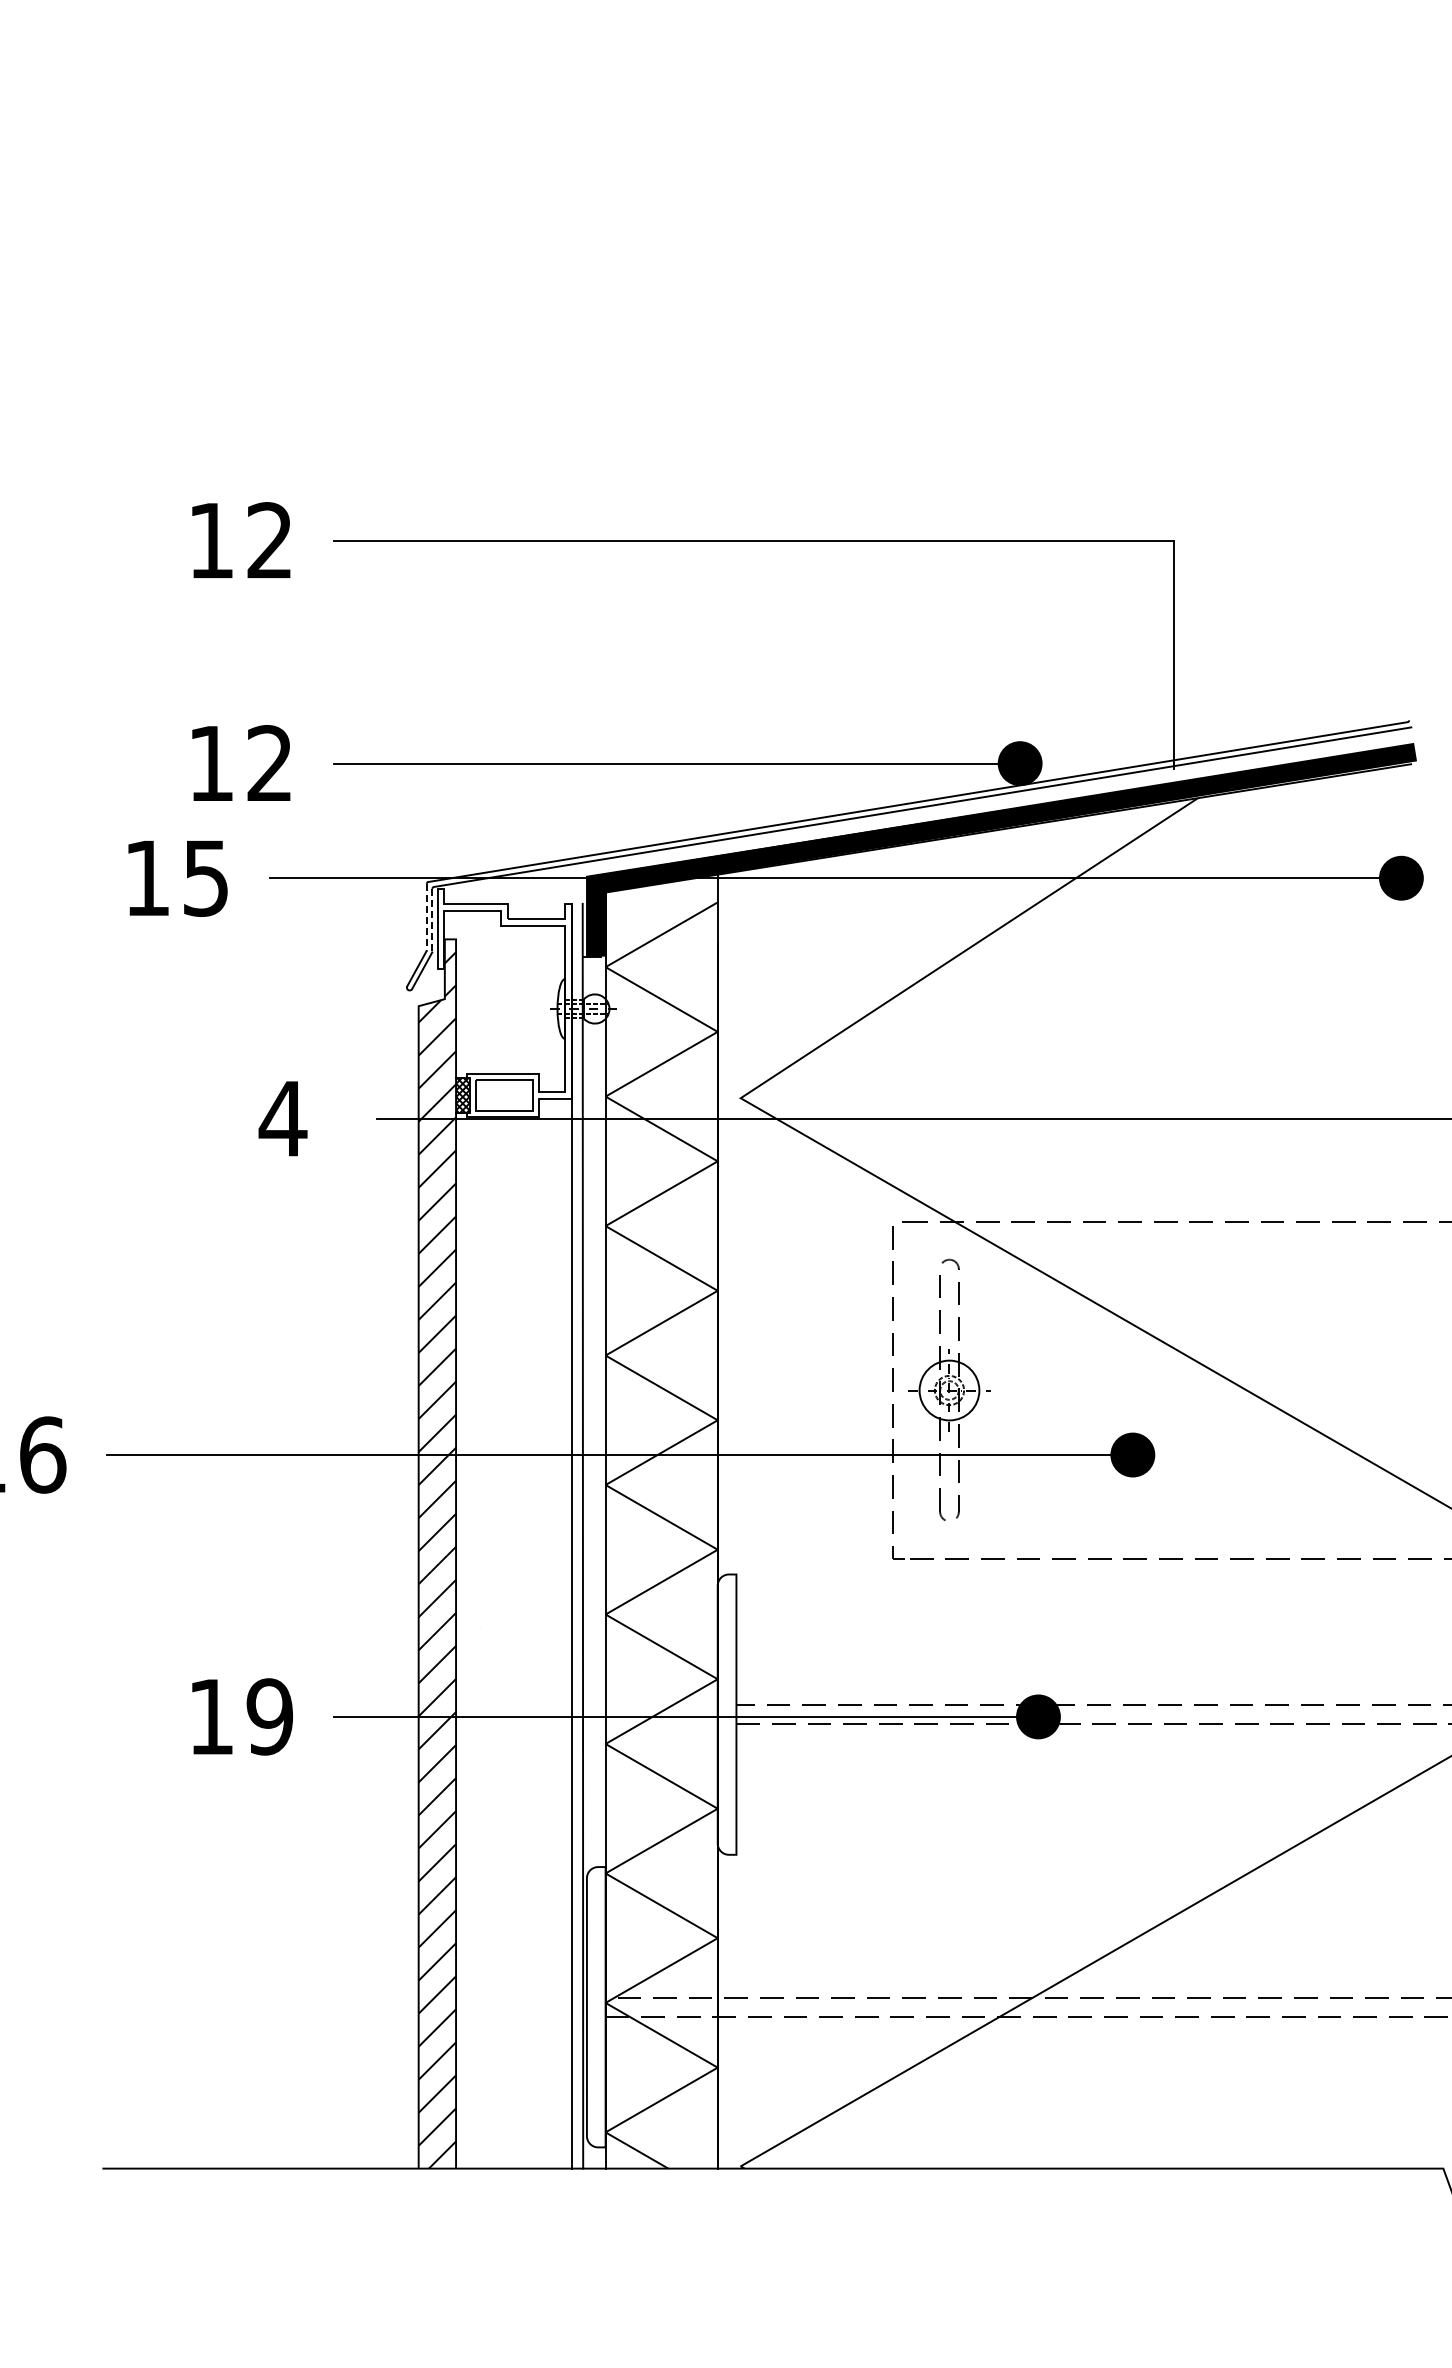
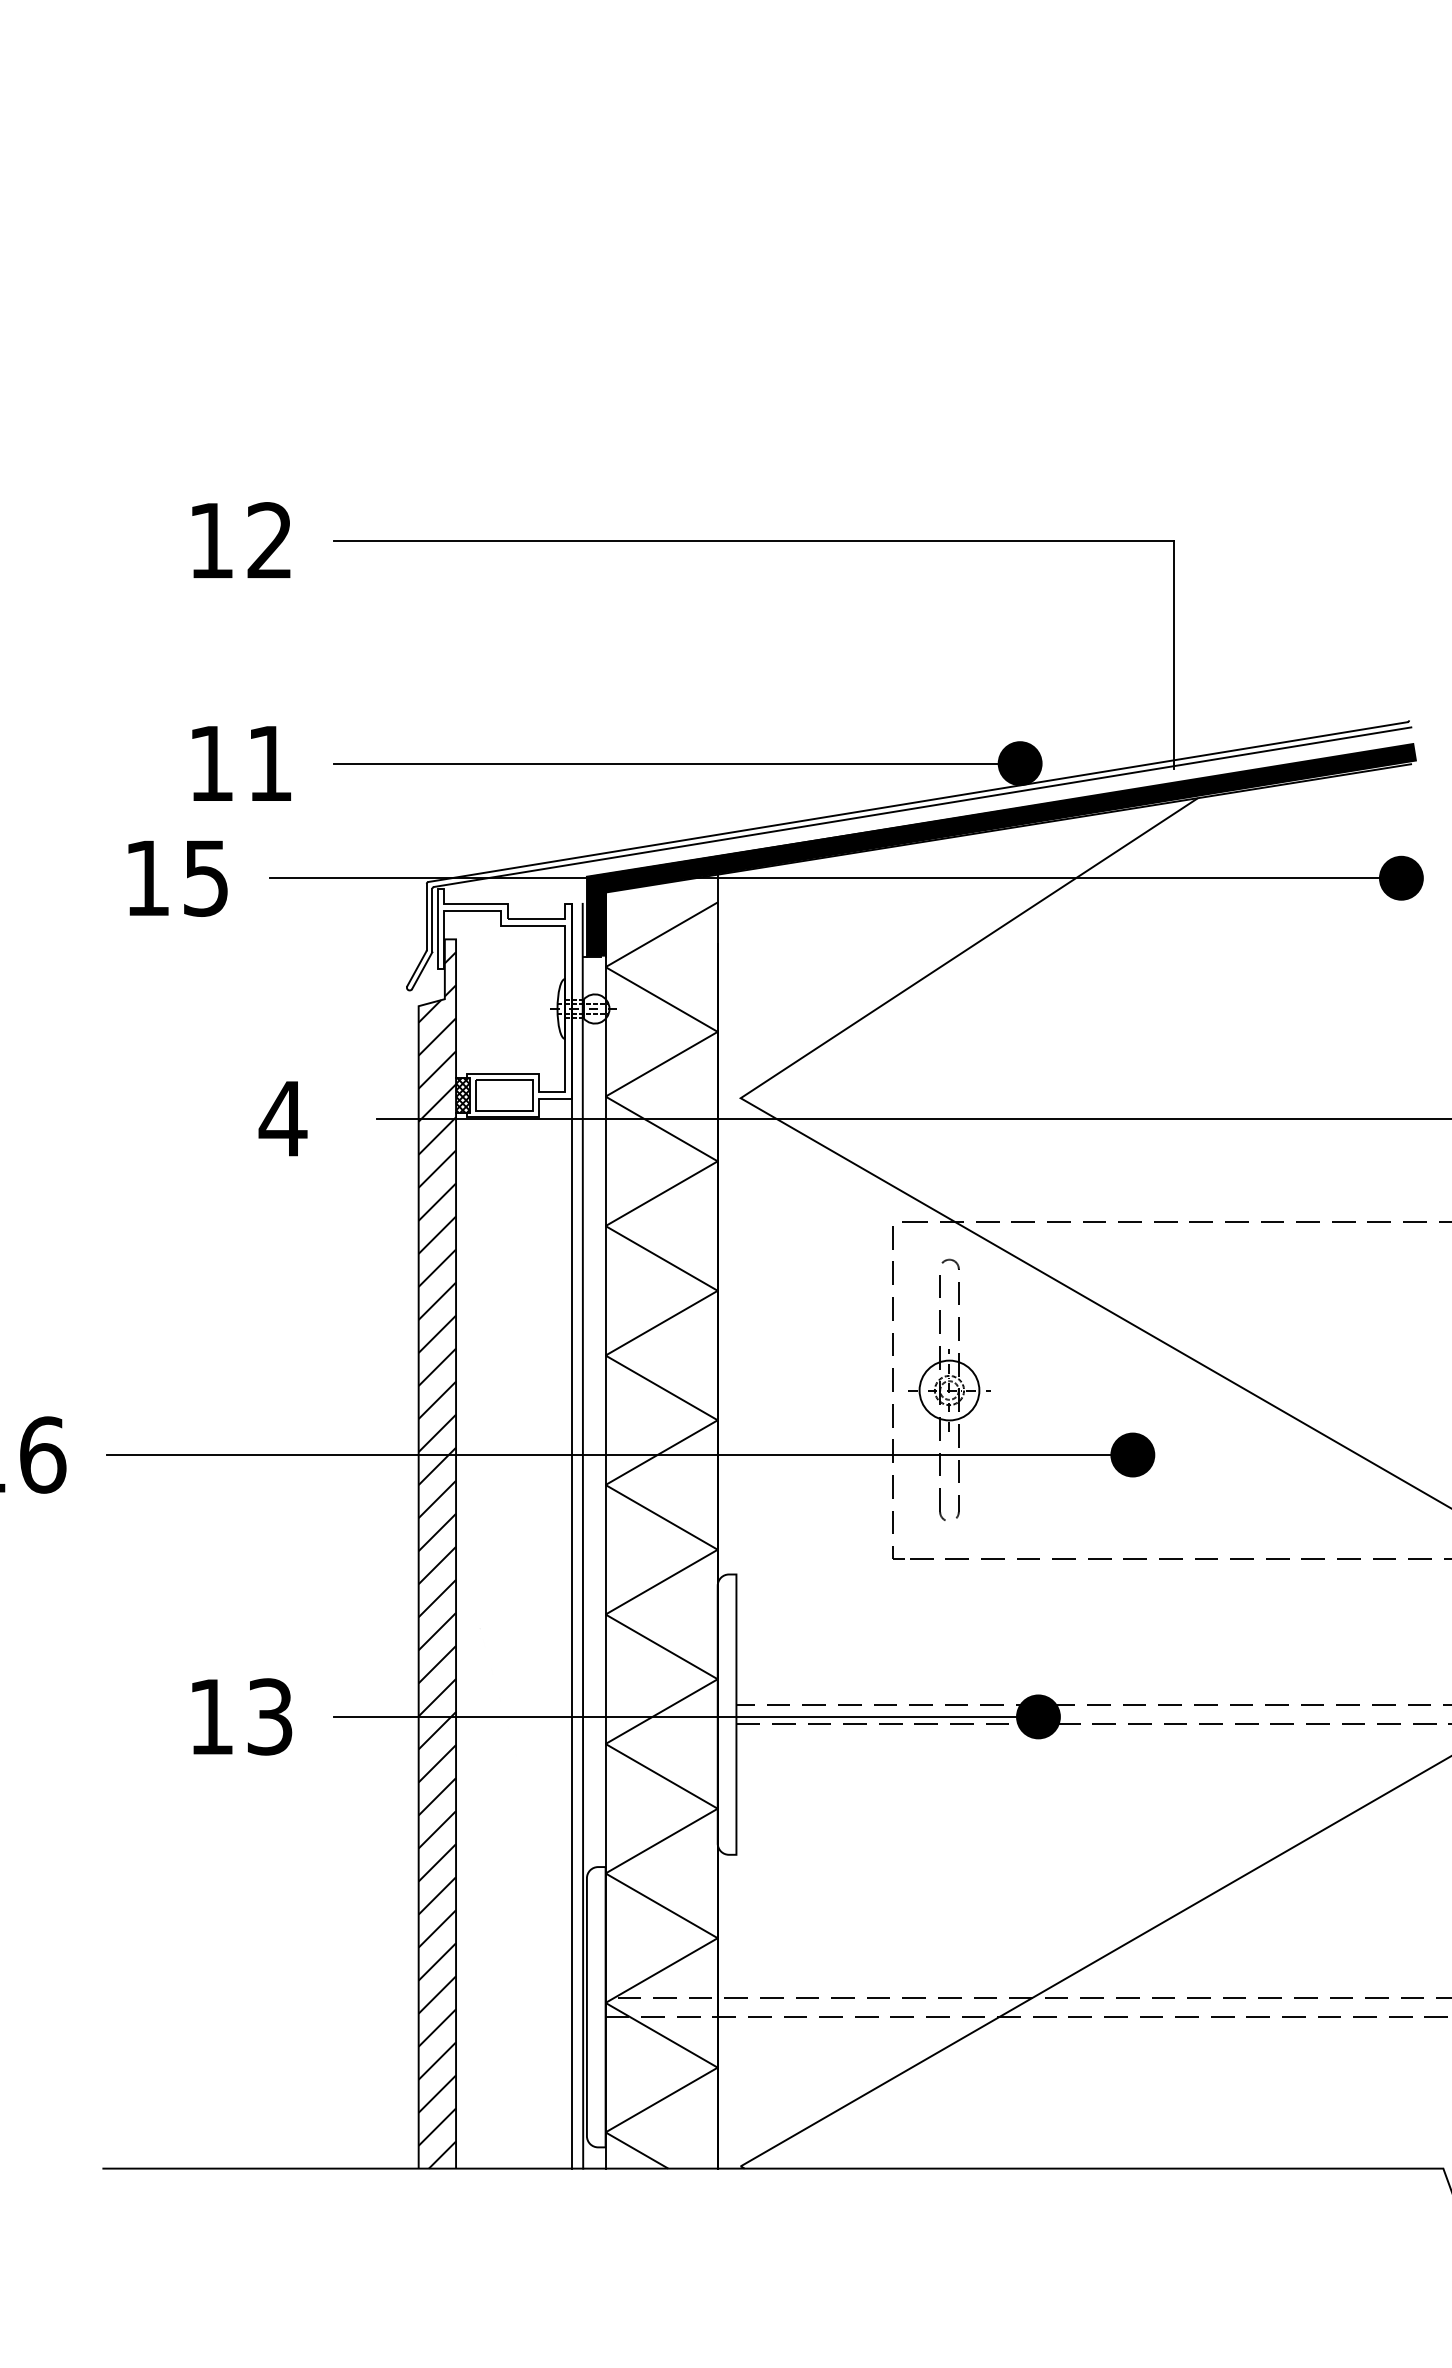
text: 12 -> 11 (269, 762)
line: dashed -> solid (426, 917)
line: dashed -> solid (432, 920)
text: 19 -> 13 (269, 1716)
